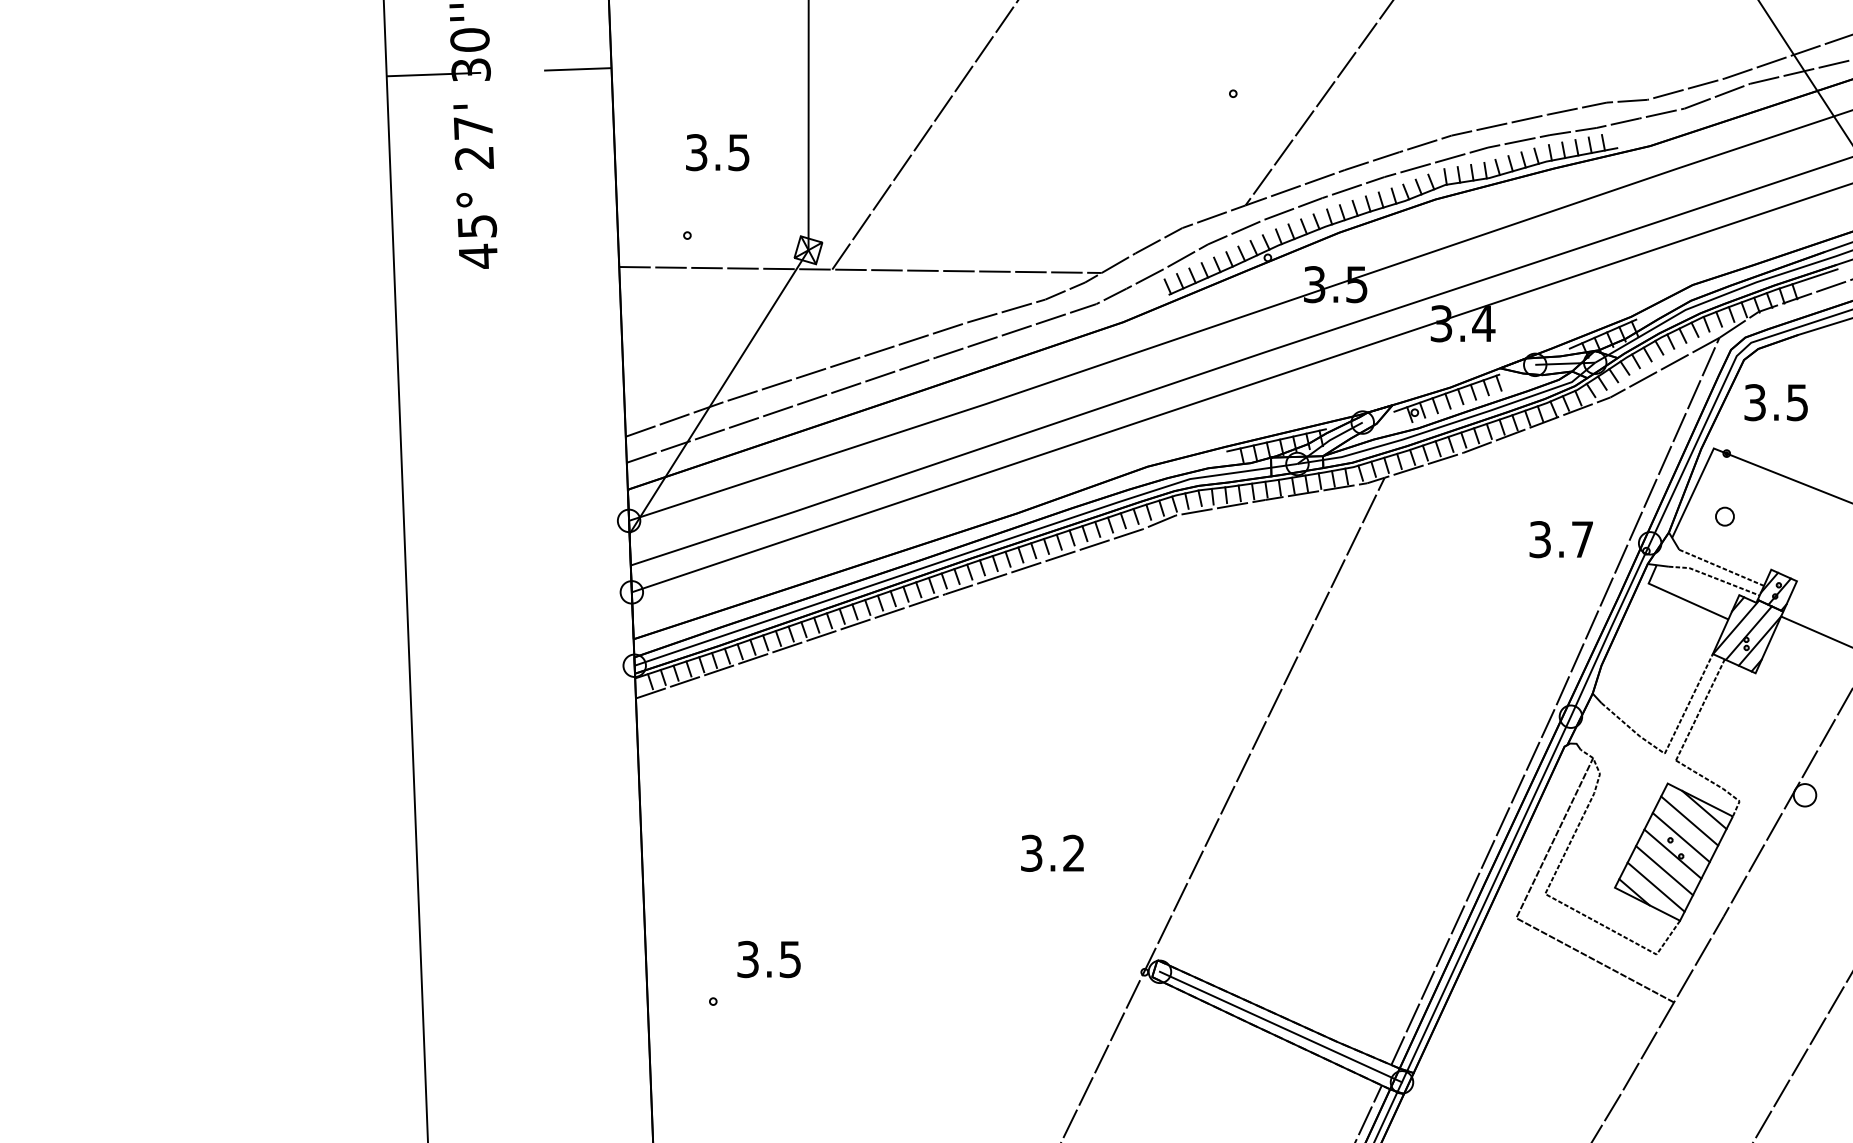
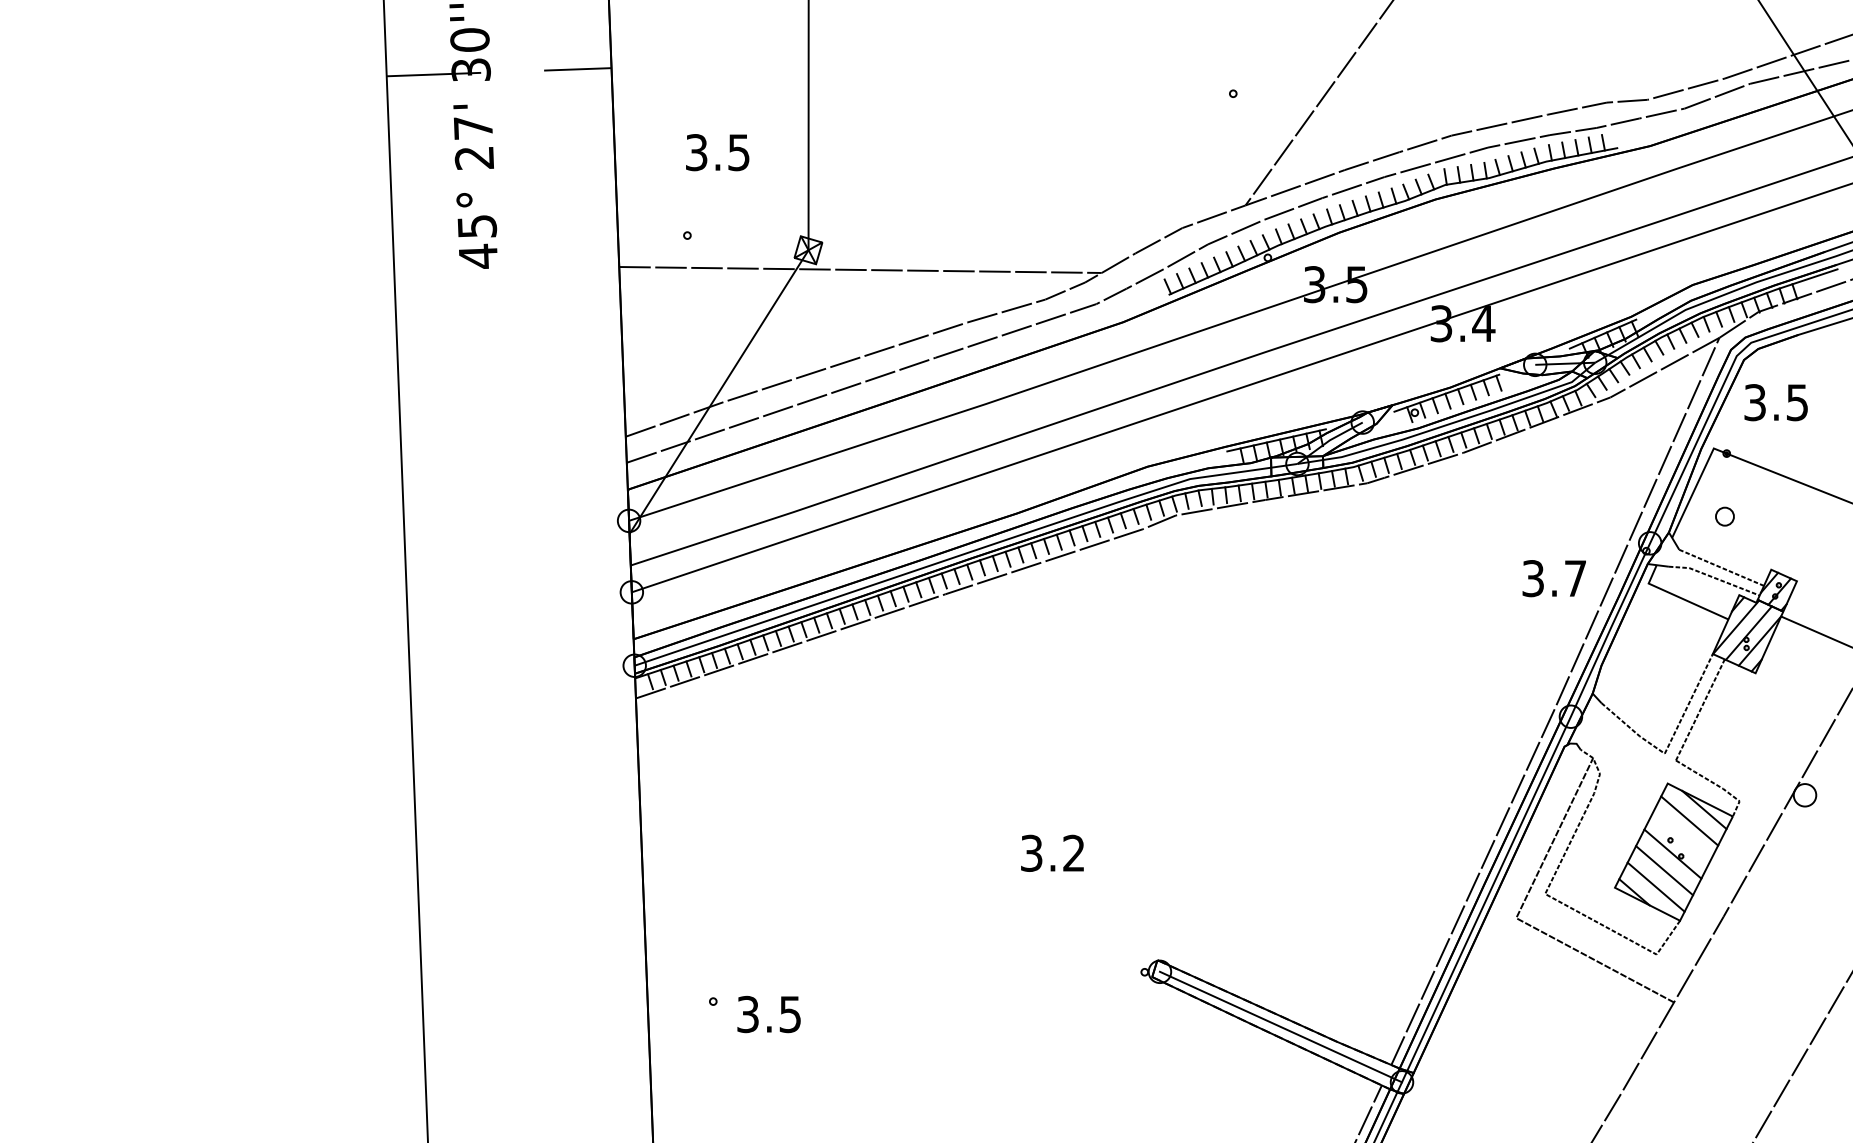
line: present -> none (924, 135)
text position: (1560, 539) -> (1553, 578) (1553, 578)
line: present -> none (1223, 808)
line: present -> none (1680, 837)
text position: (768, 959) -> (768, 1014) (768, 1014)
